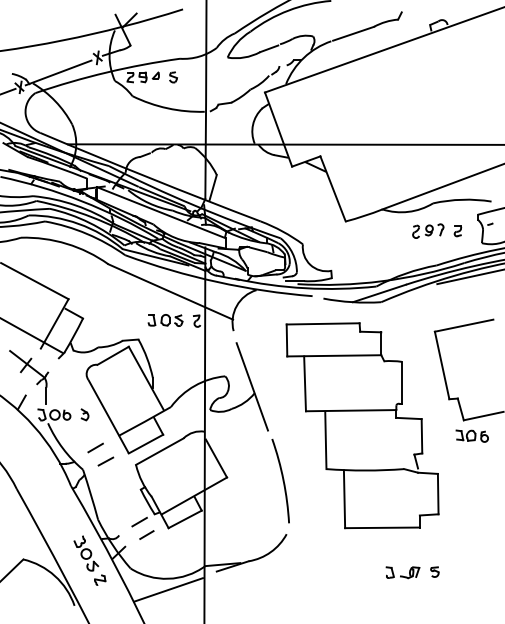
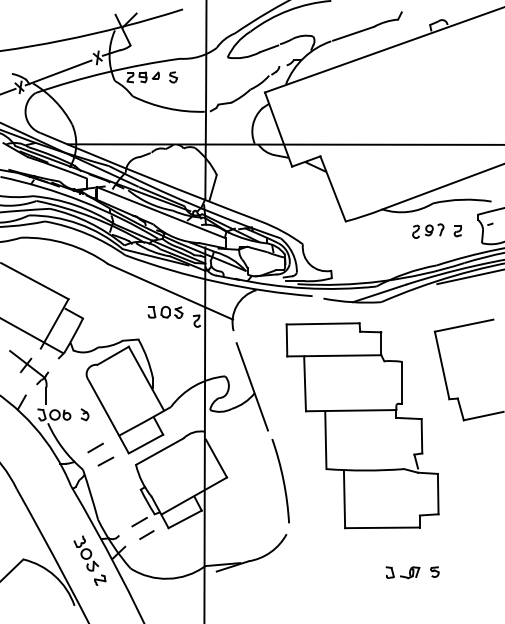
part position: (165, 320) -> (165, 312) (165, 312)
part: present -> none (471, 435)
line: present -> none (168, 589)
